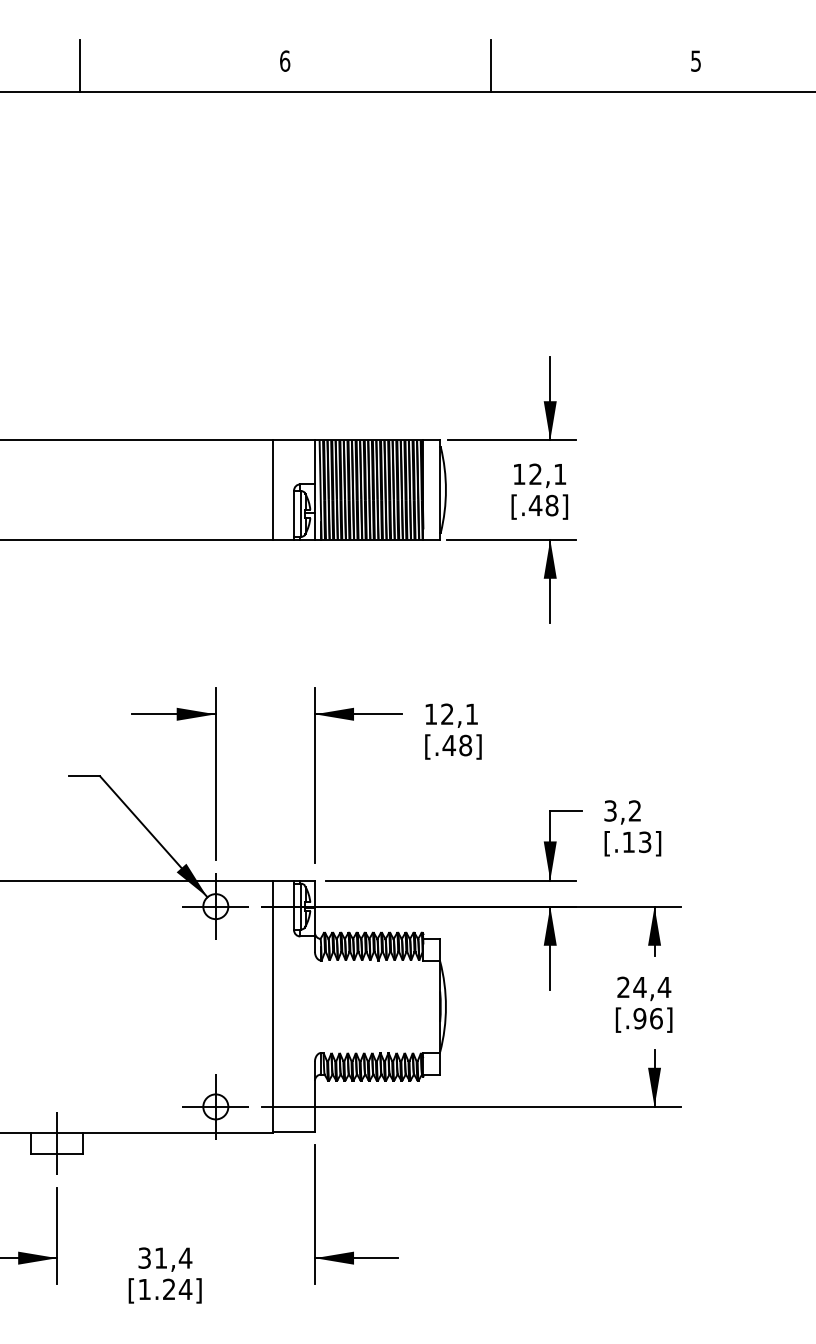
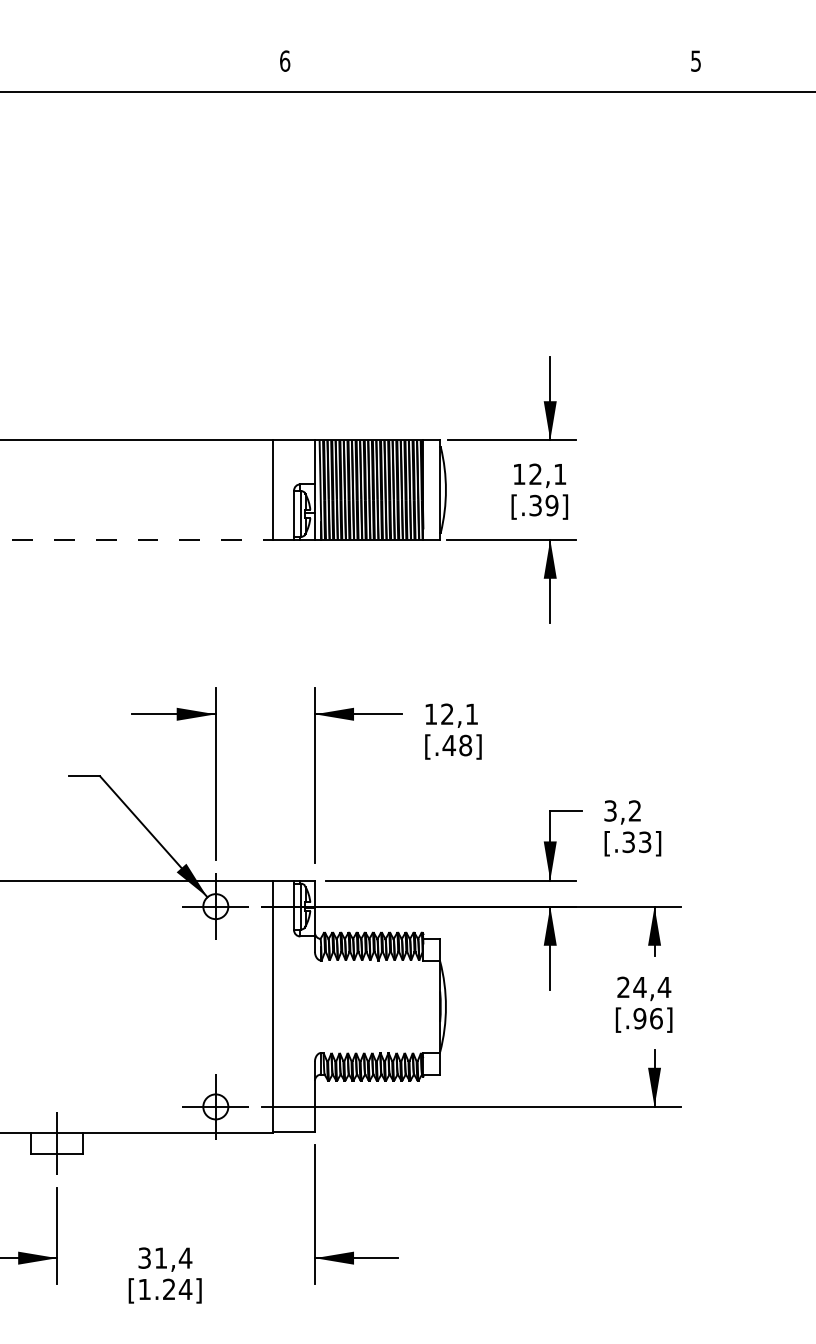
line: present -> none (79, 66)
line: present -> none (490, 66)
text: [.48] -> [.39] (543, 505)
line: solid -> dashed (137, 540)
text: [.13] -> [.33] (628, 842)
